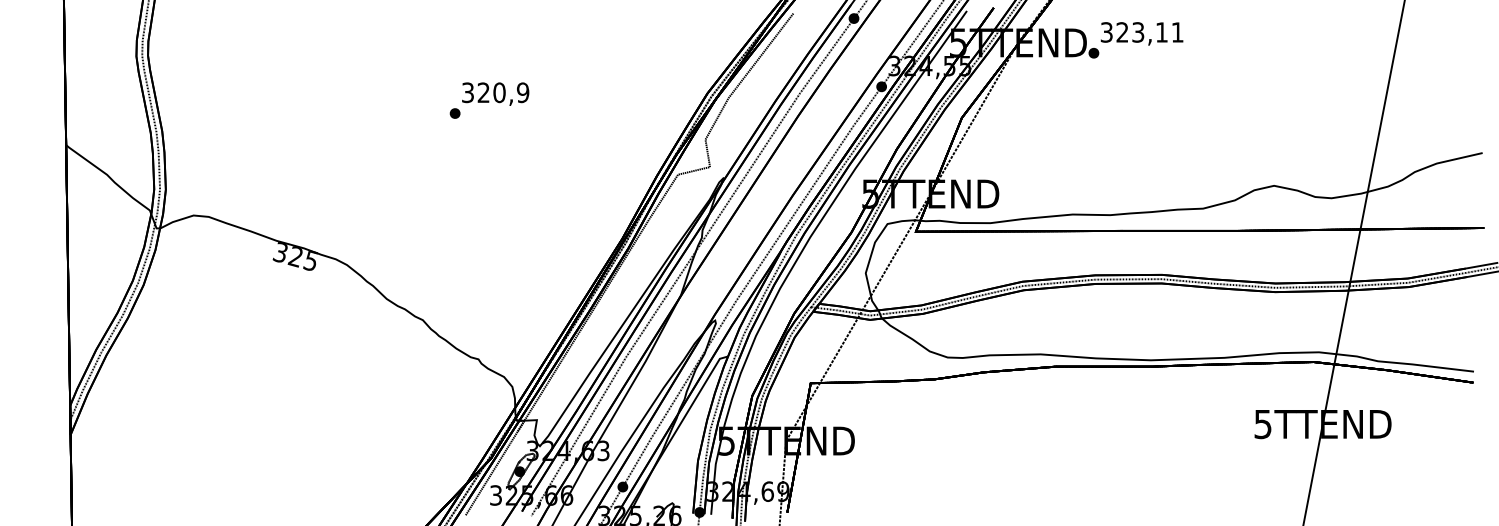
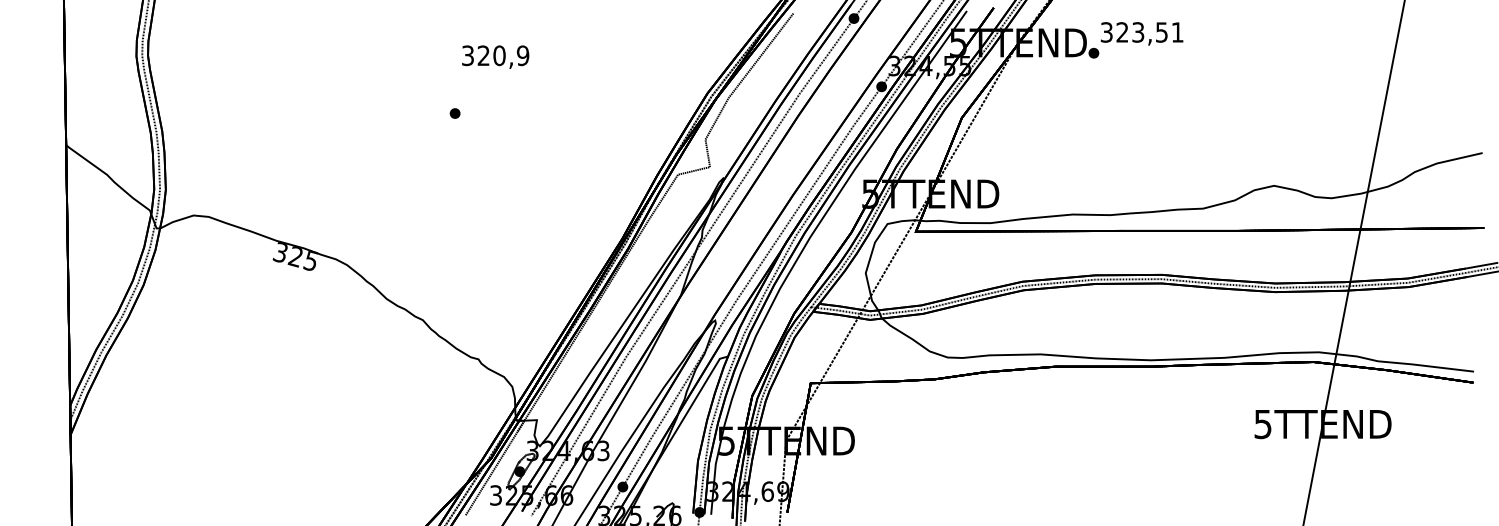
text: 323,11 -> 323,51 (1161, 32)
text position: (495, 93) -> (495, 56) (495, 56)
